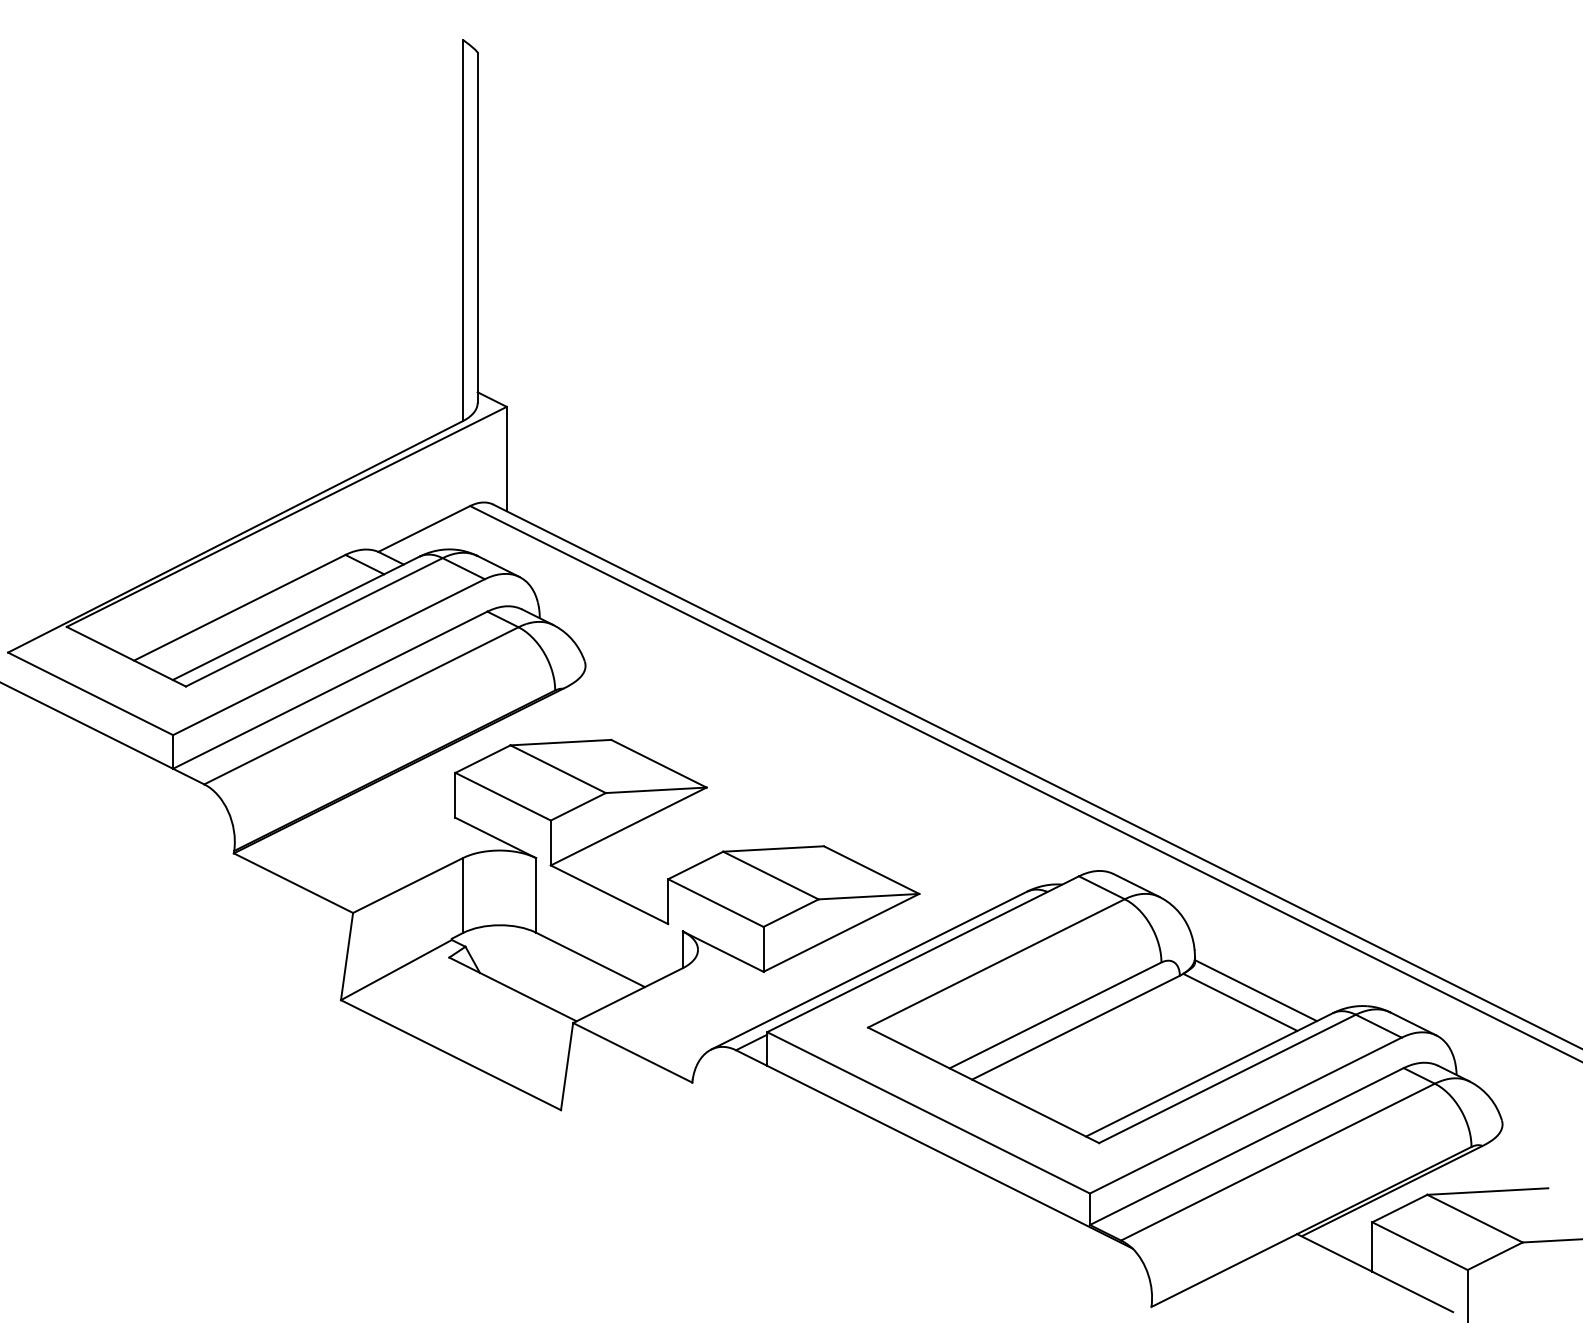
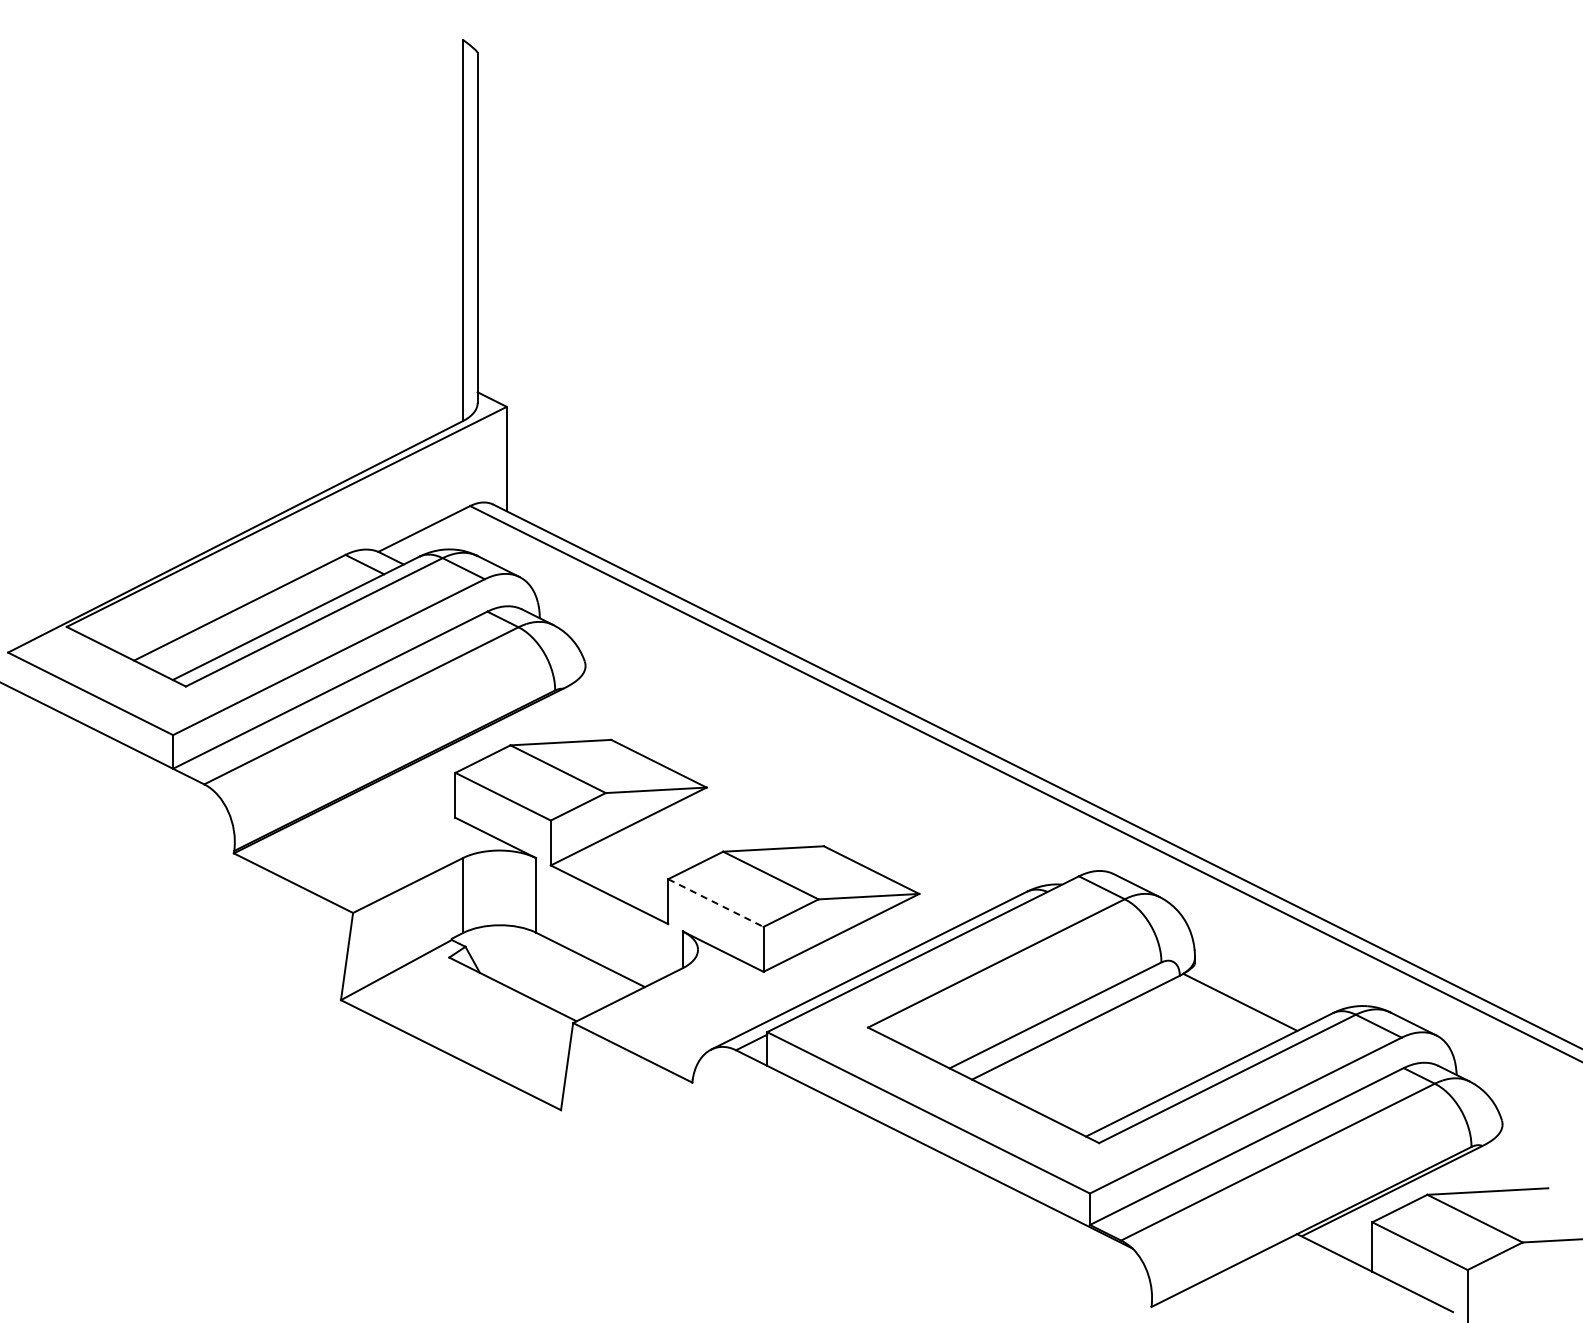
line: solid -> dashed (716, 903)
line: present -> none (1255, 990)
